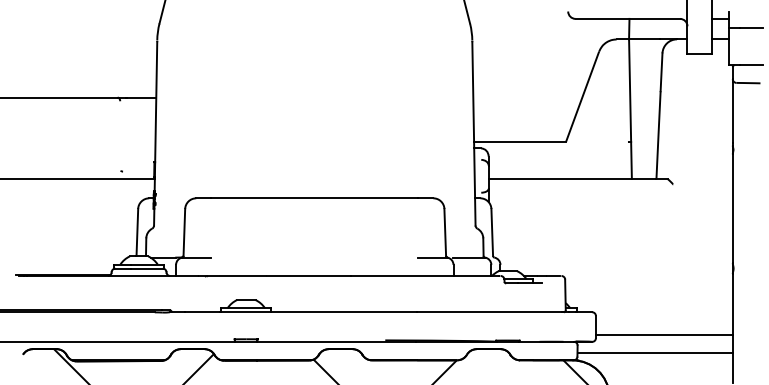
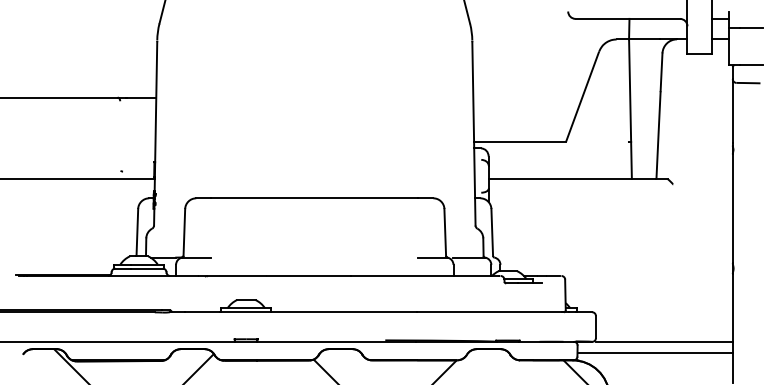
line position: (663, 334) -> (663, 341) (663, 341)
